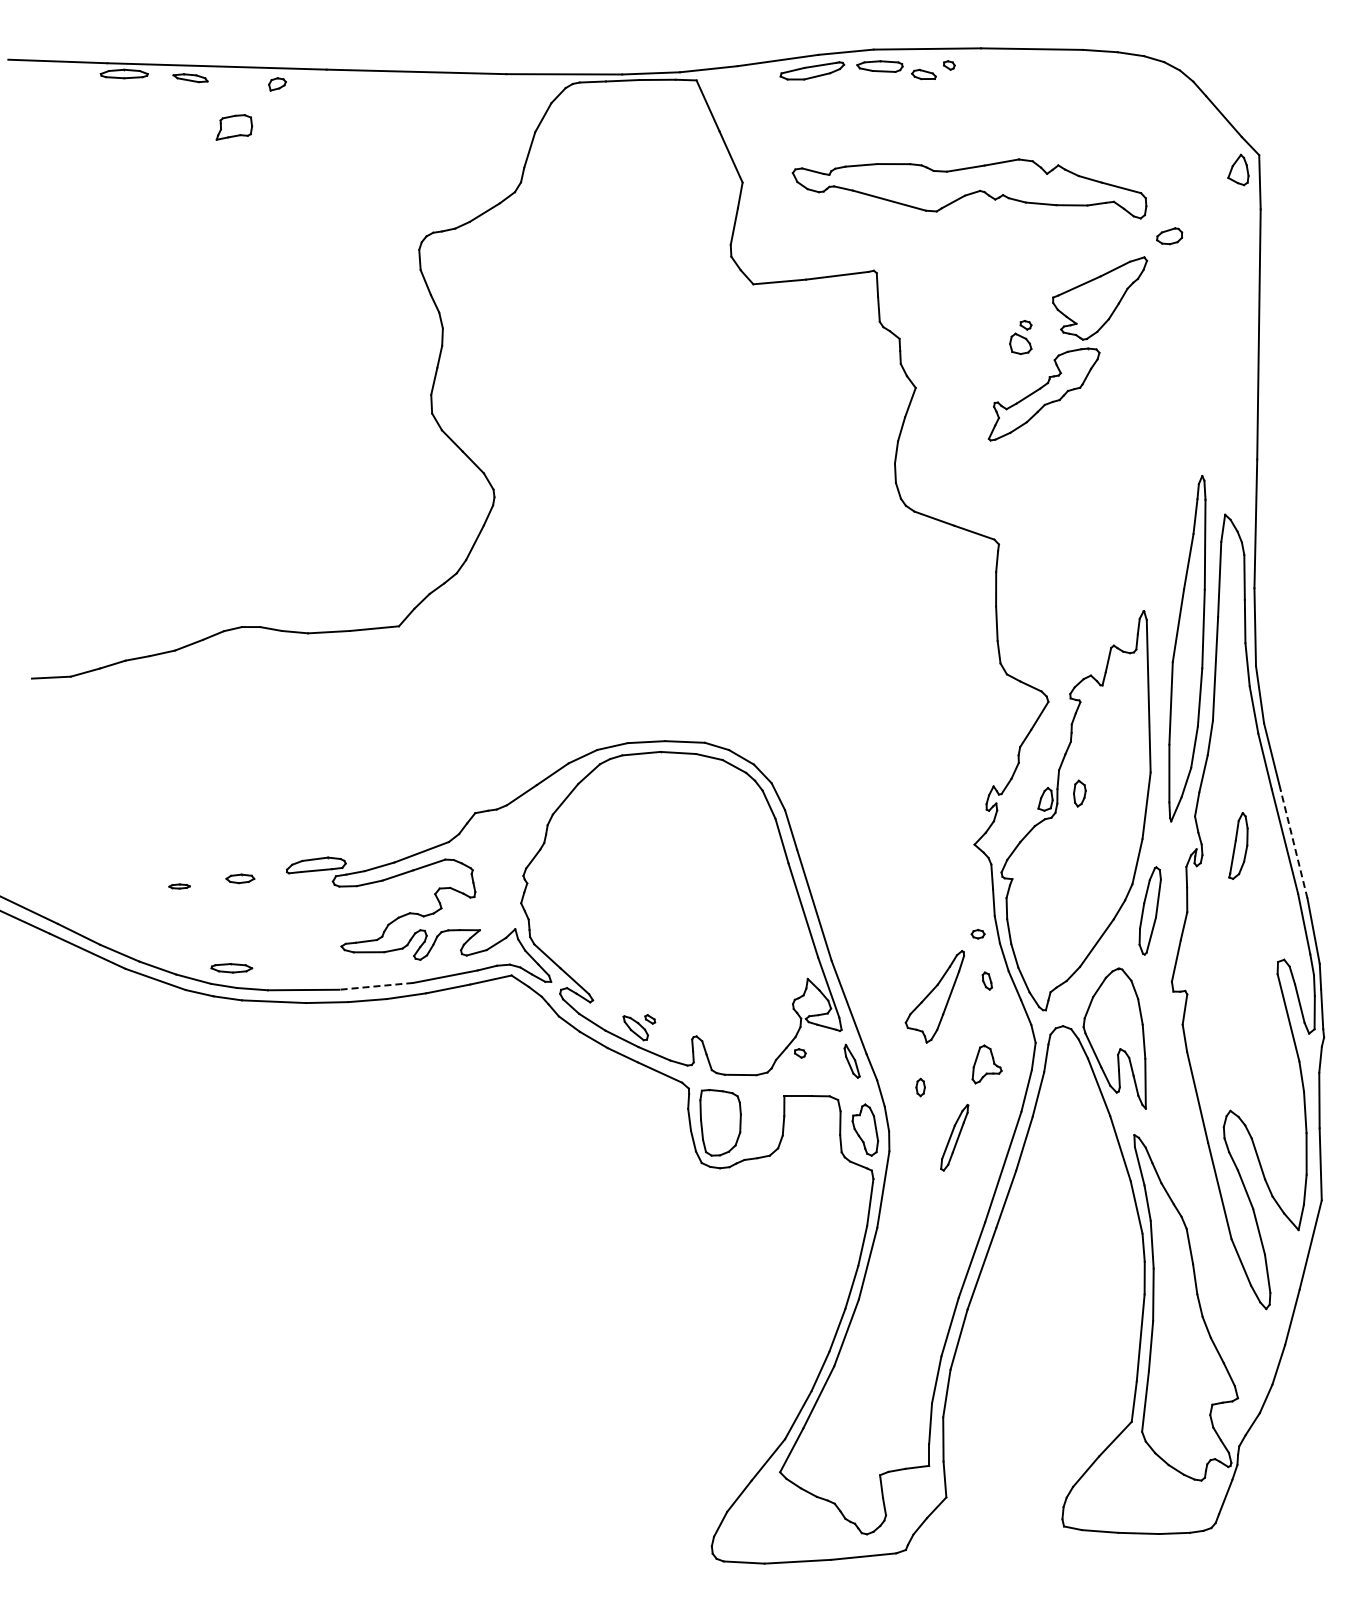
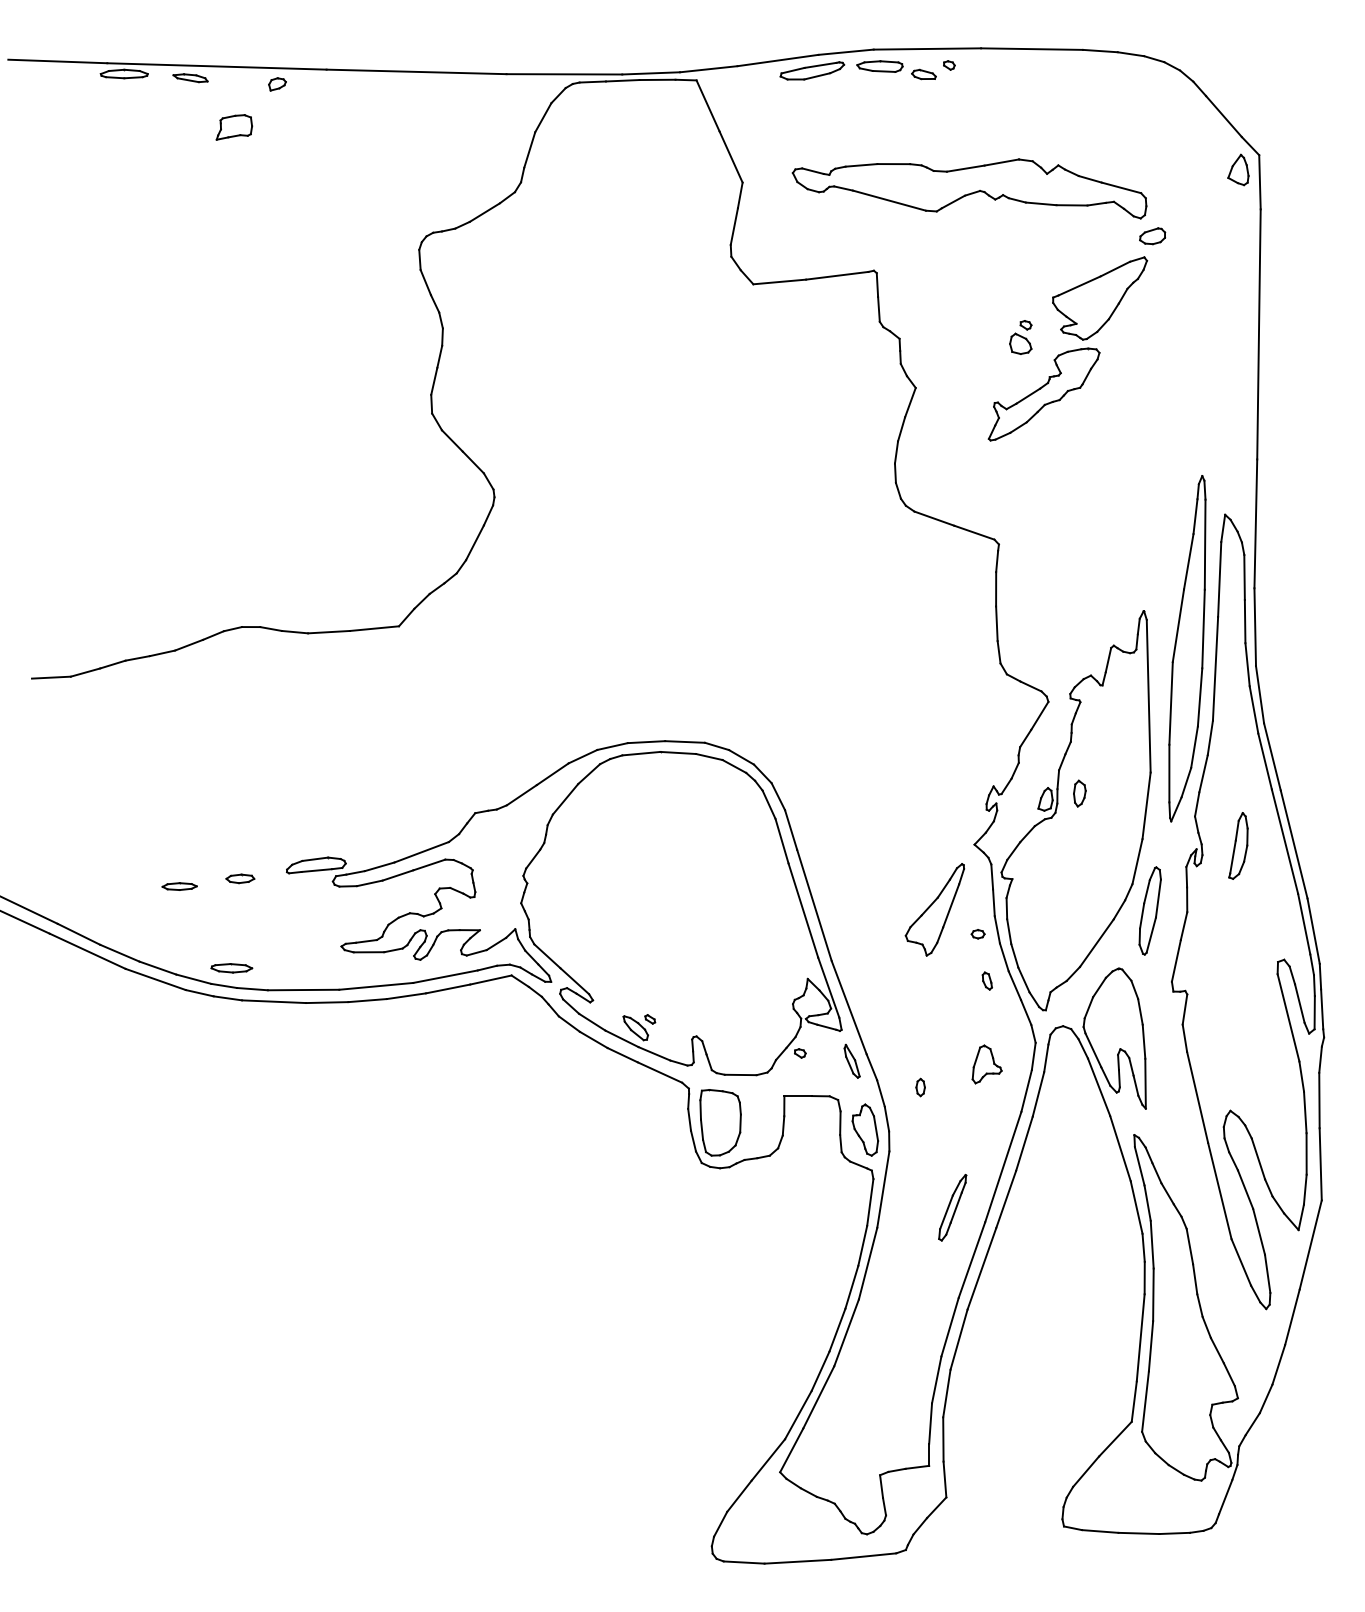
part position: (1169, 236) -> (1152, 236) (1152, 236)
line: dashed -> solid (1294, 844)
part size: 23x7 px -> 37x9 px (179, 886)
line: dashed -> solid (375, 986)
part position: (934, 996) -> (934, 909) (934, 909)
part position: (954, 1137) -> (952, 1207) (952, 1207)
